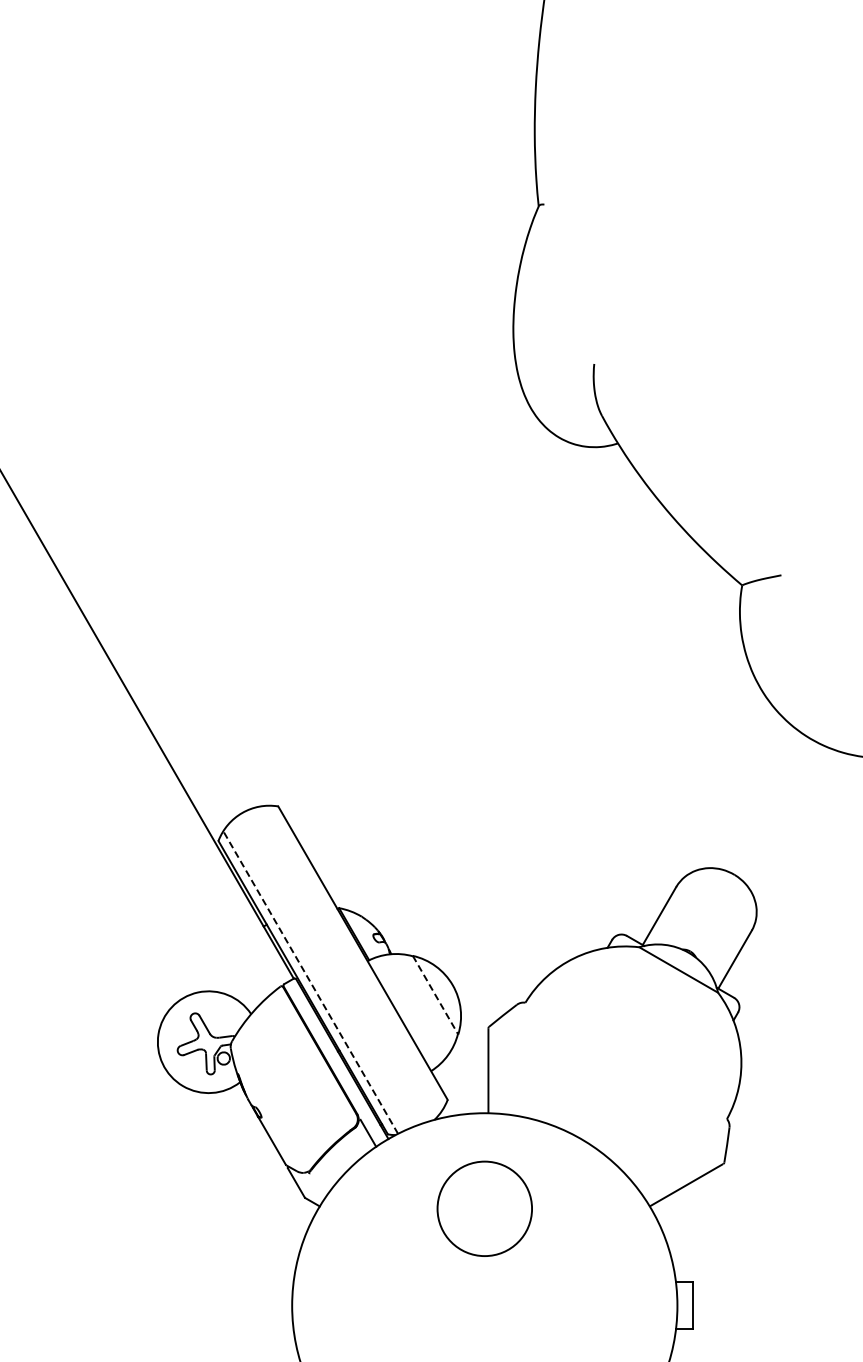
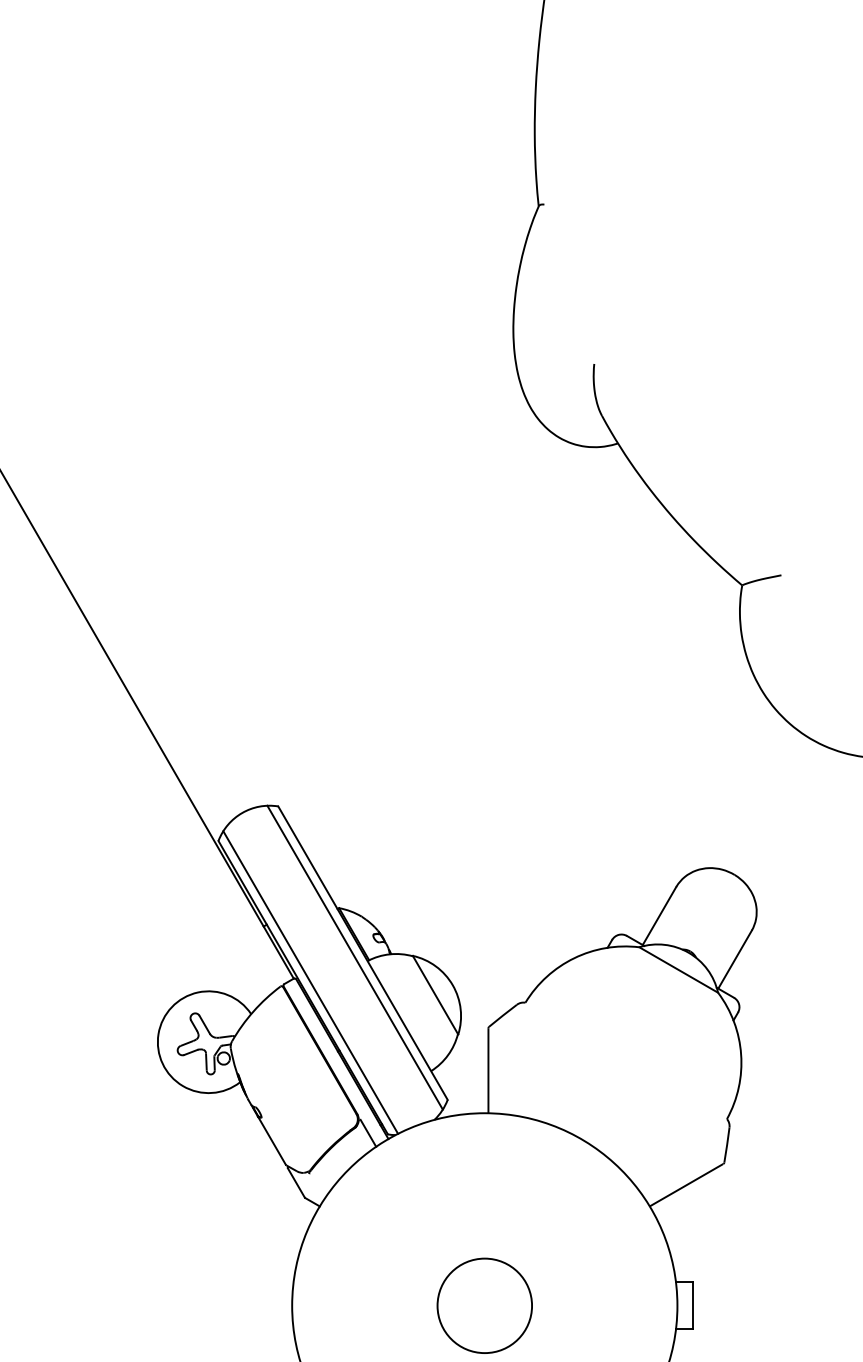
line: none -> present (354, 957)
line: dashed -> solid (310, 982)
line: dashed -> solid (435, 995)
circle position: (484, 1208) -> (484, 1305) (484, 1305)
